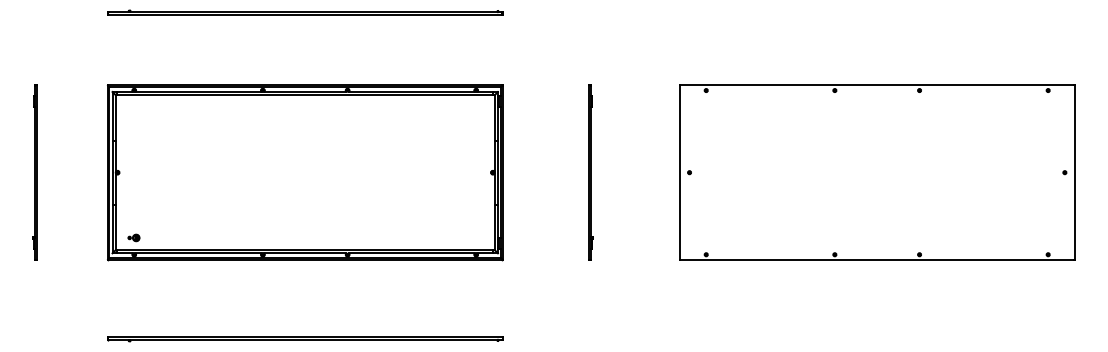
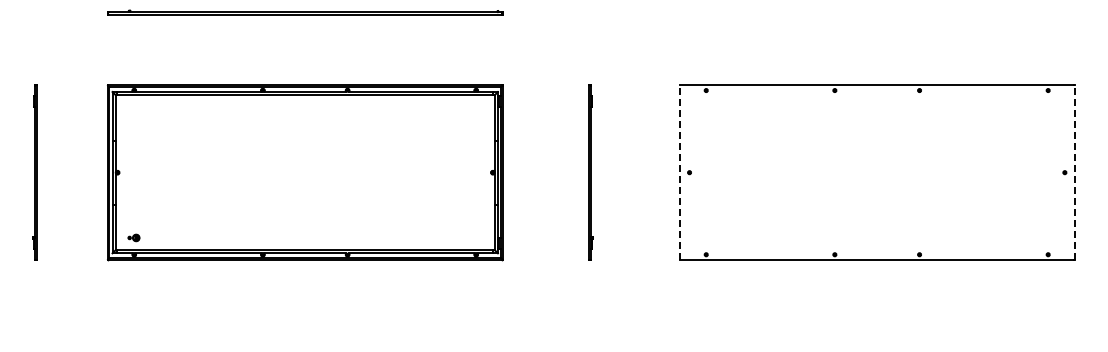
line: solid -> dashed (679, 172)
line: solid -> dashed (1074, 172)
part: present -> none (305, 339)
